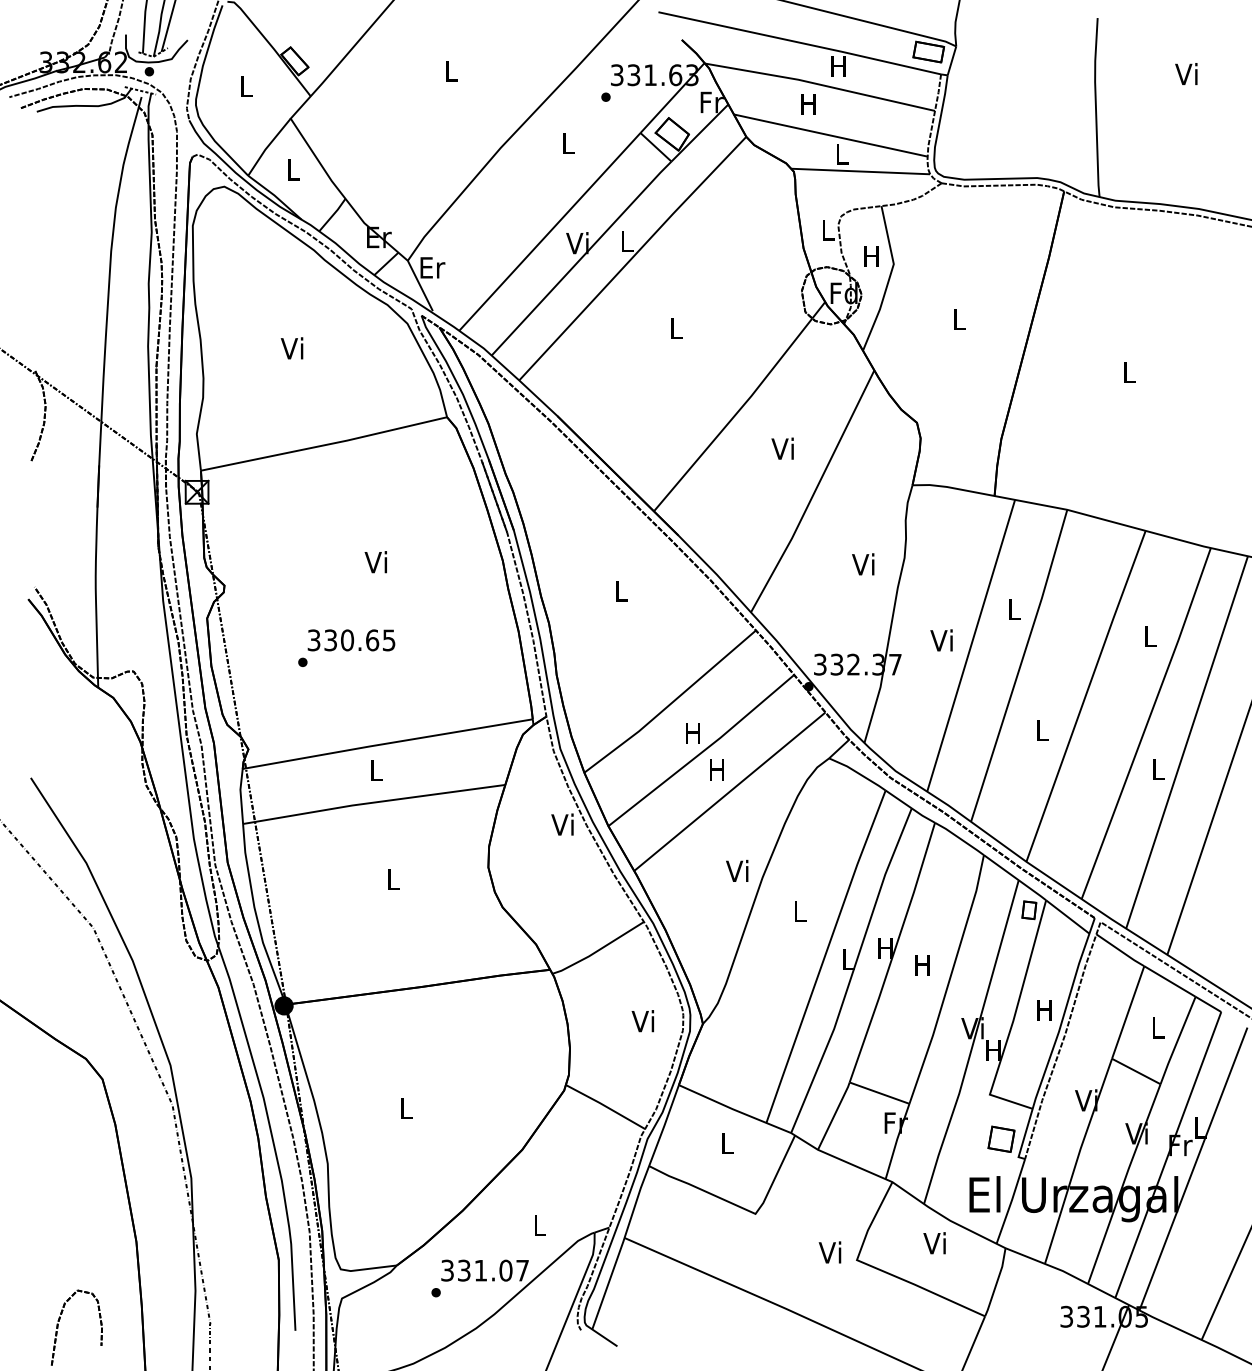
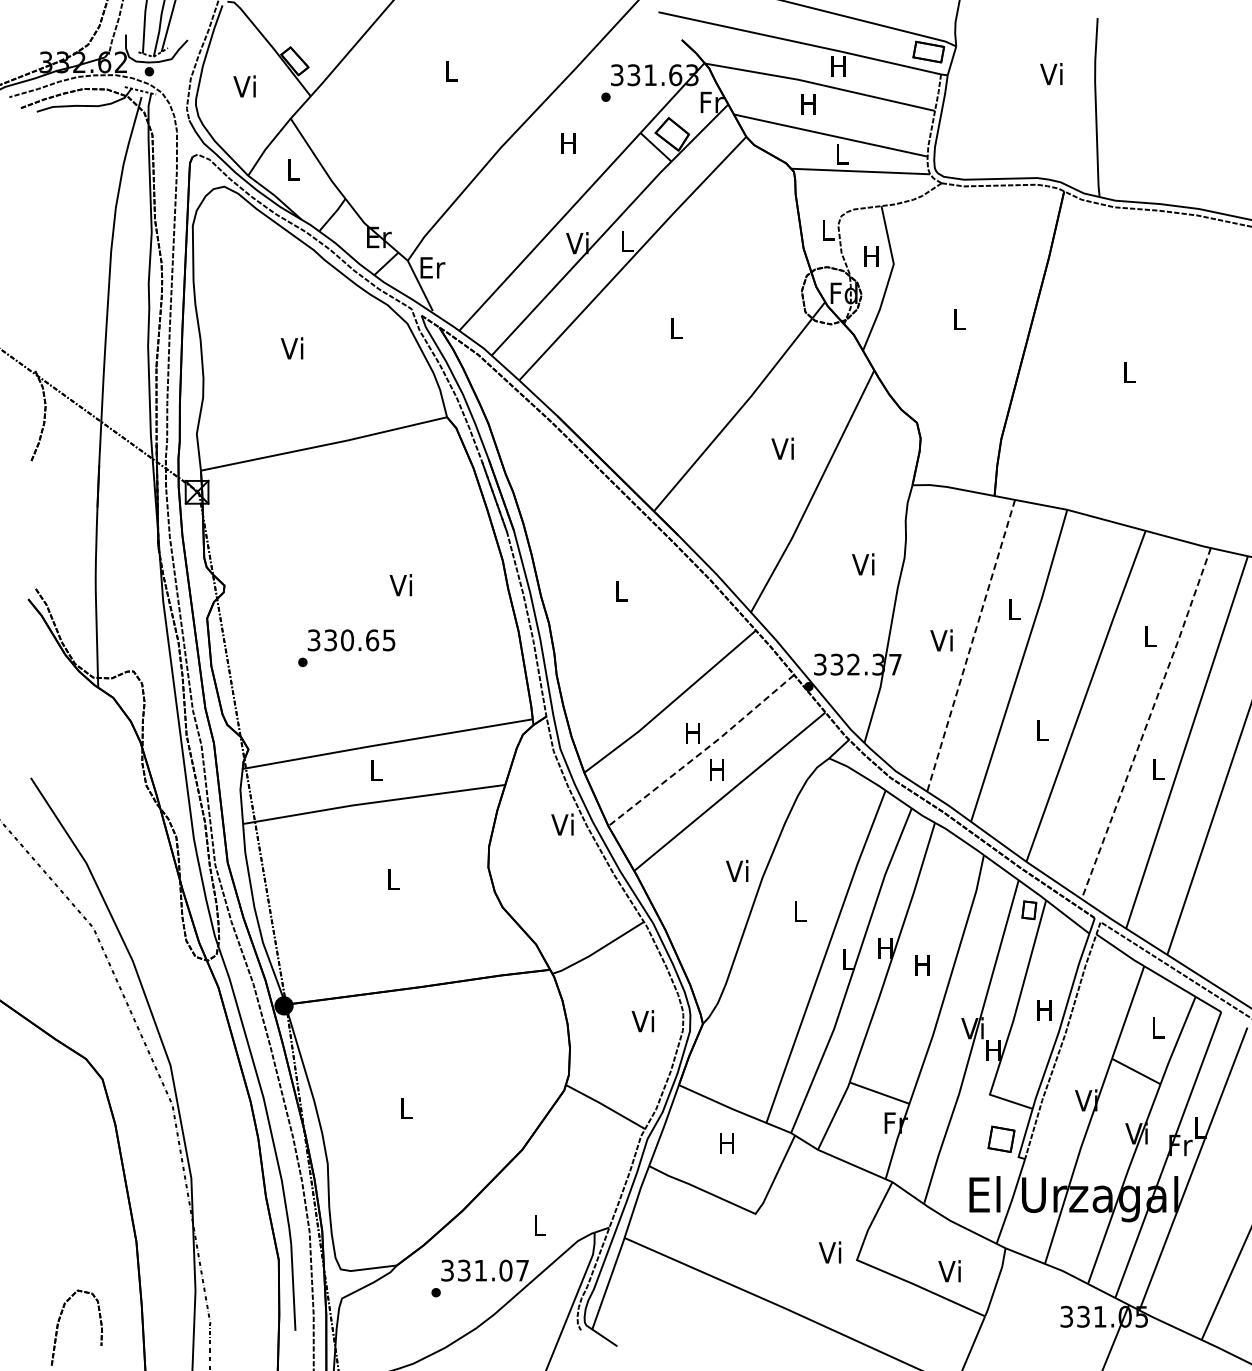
text position: (1186, 73) -> (1051, 73) (1051, 73)
text: L -> Vi (244, 86)
text: L -> H (568, 143)
text position: (375, 562) -> (400, 585) (400, 585)
line: solid -> dashed (971, 646)
line: solid -> dashed (1147, 723)
line: solid -> dashed (703, 751)
text: L -> H (726, 1143)
text position: (934, 1243) -> (949, 1271) (949, 1271)
